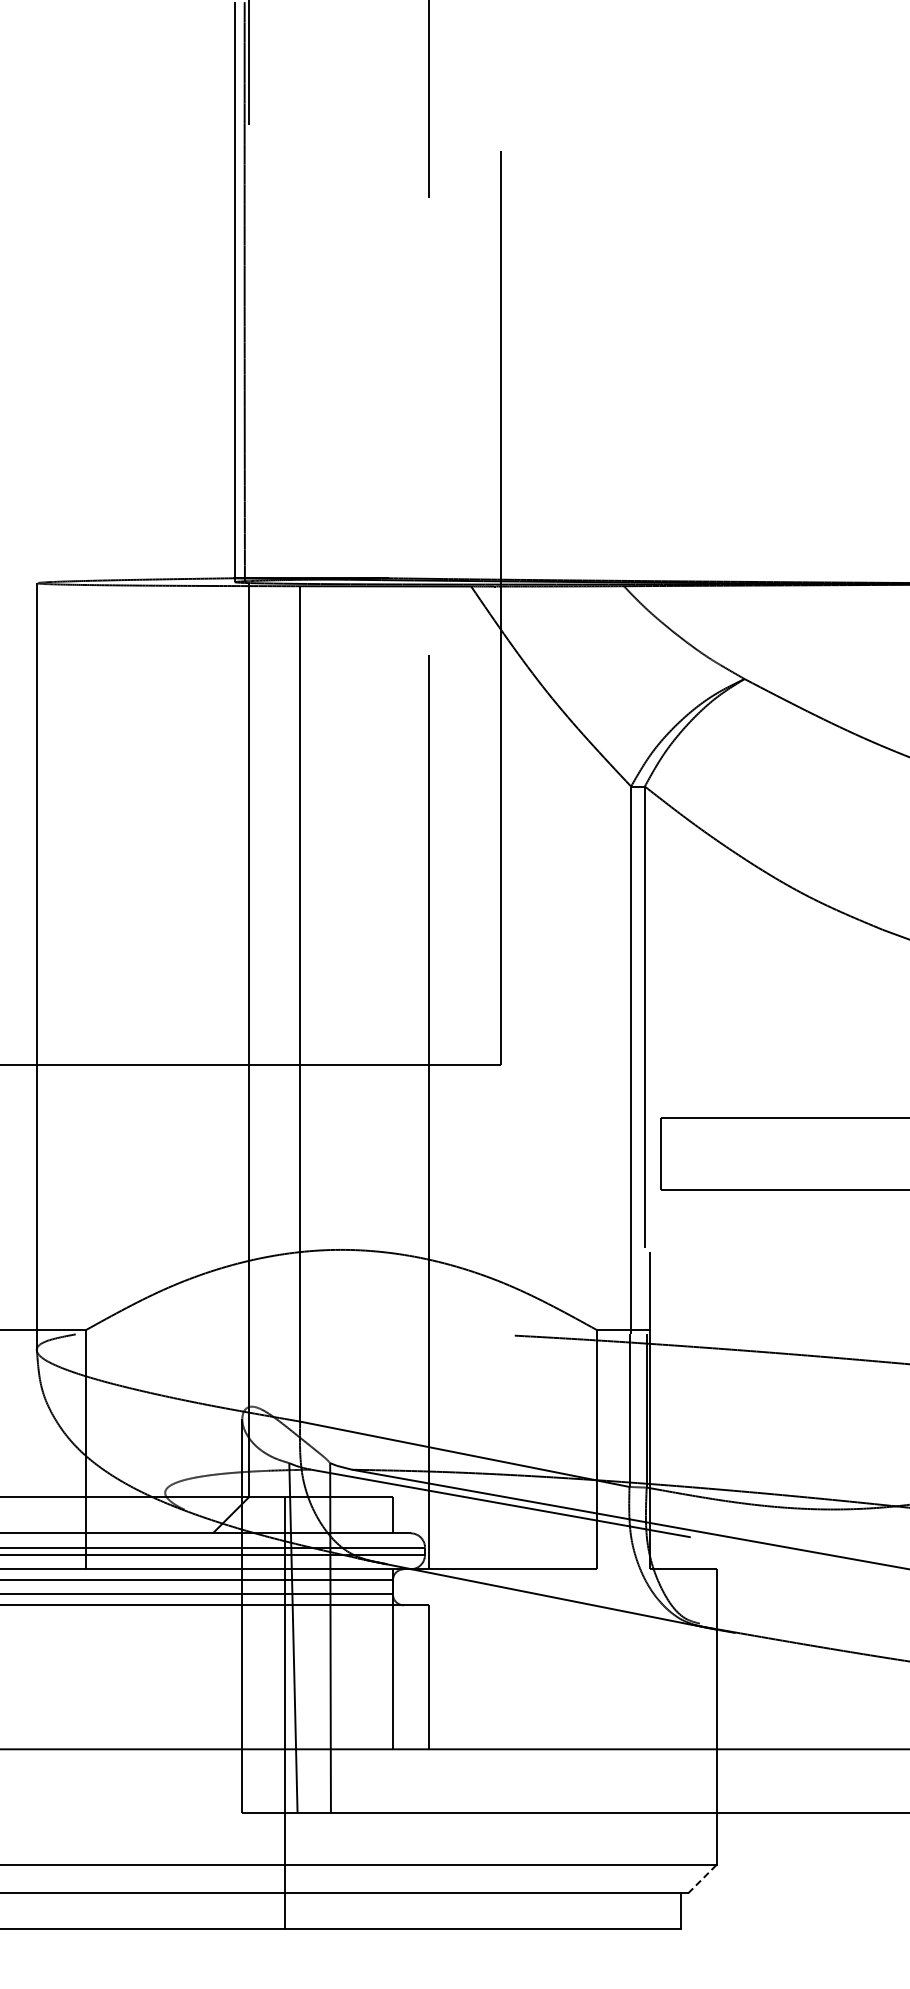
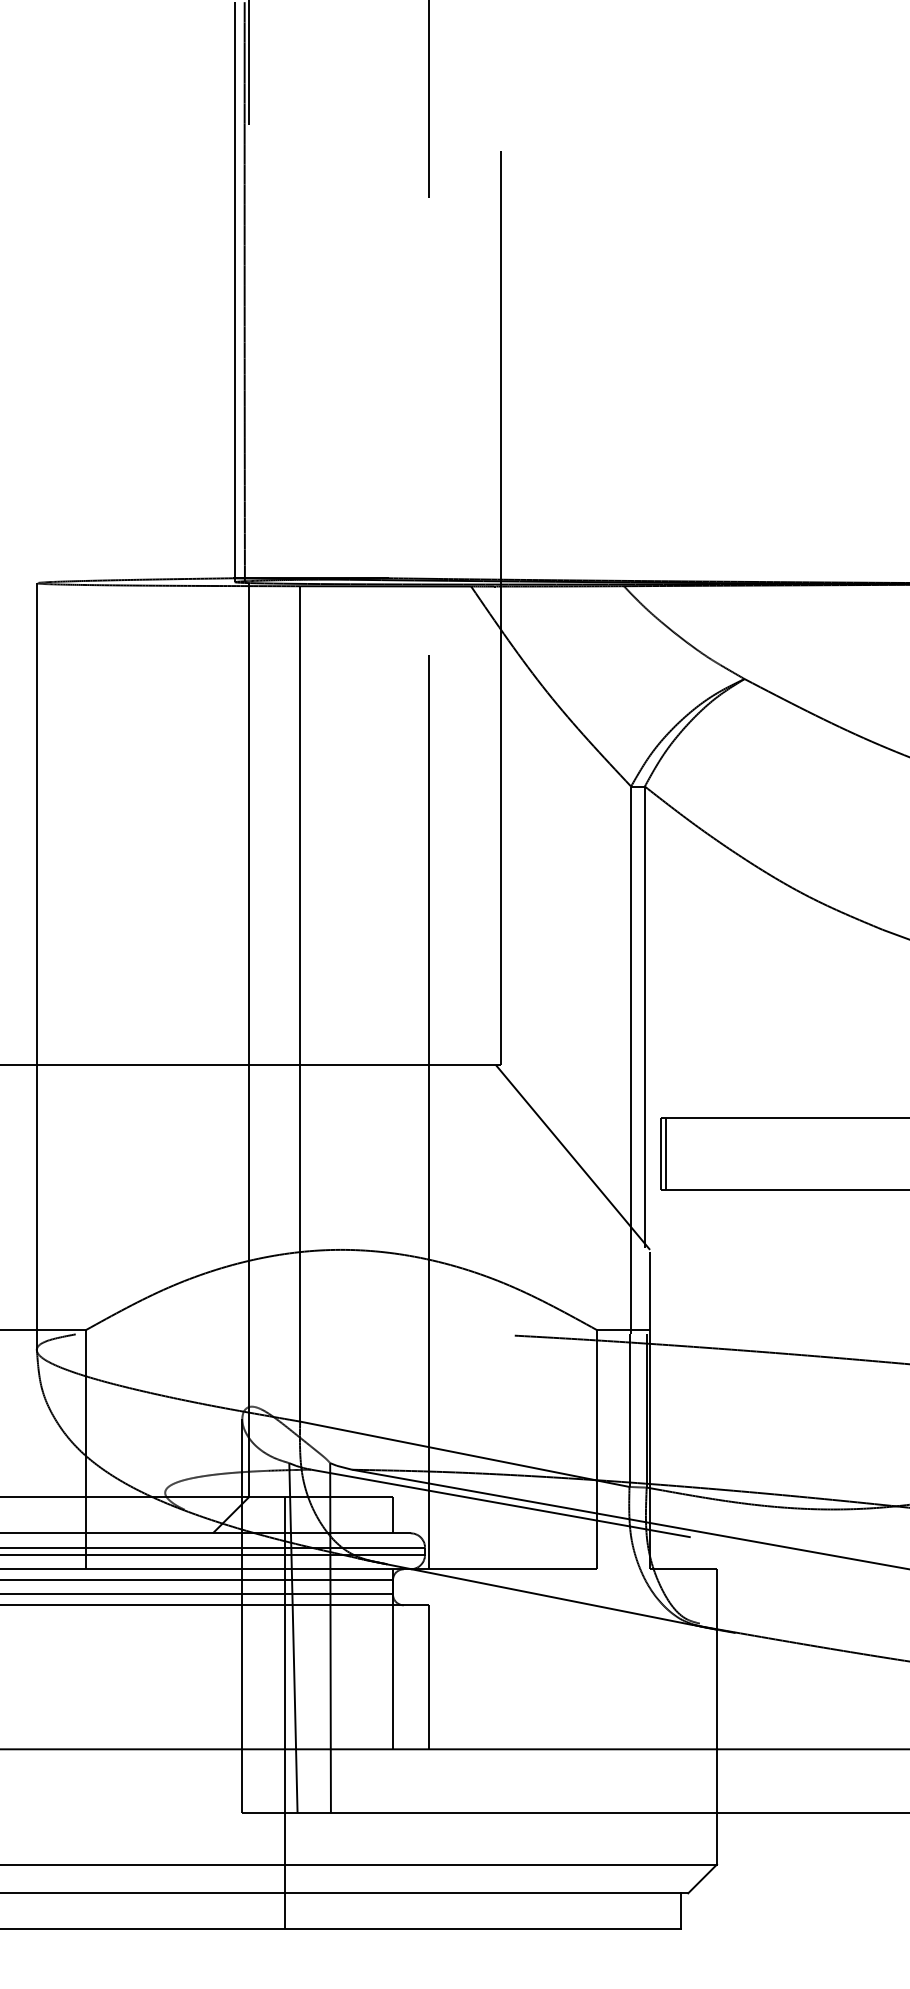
line: none -> present (665, 1154)
line: none -> present (573, 1157)
line: dashed -> solid (702, 1878)
